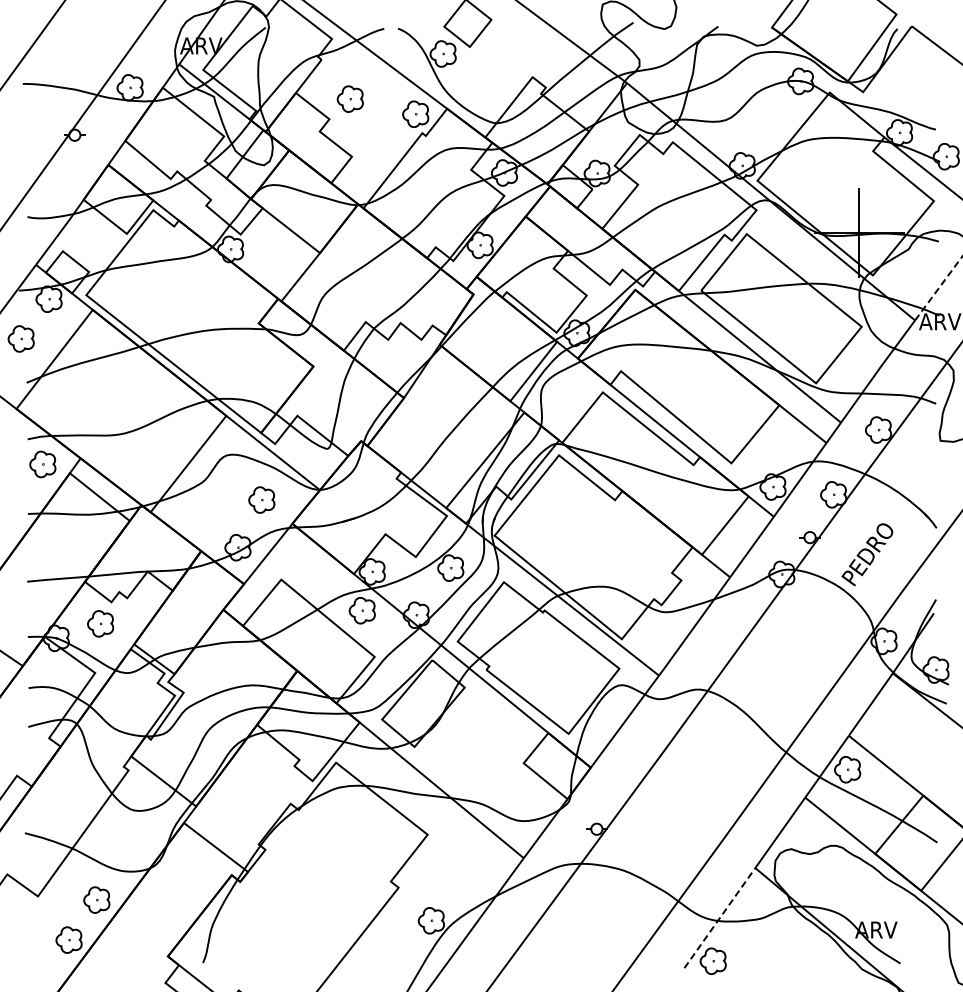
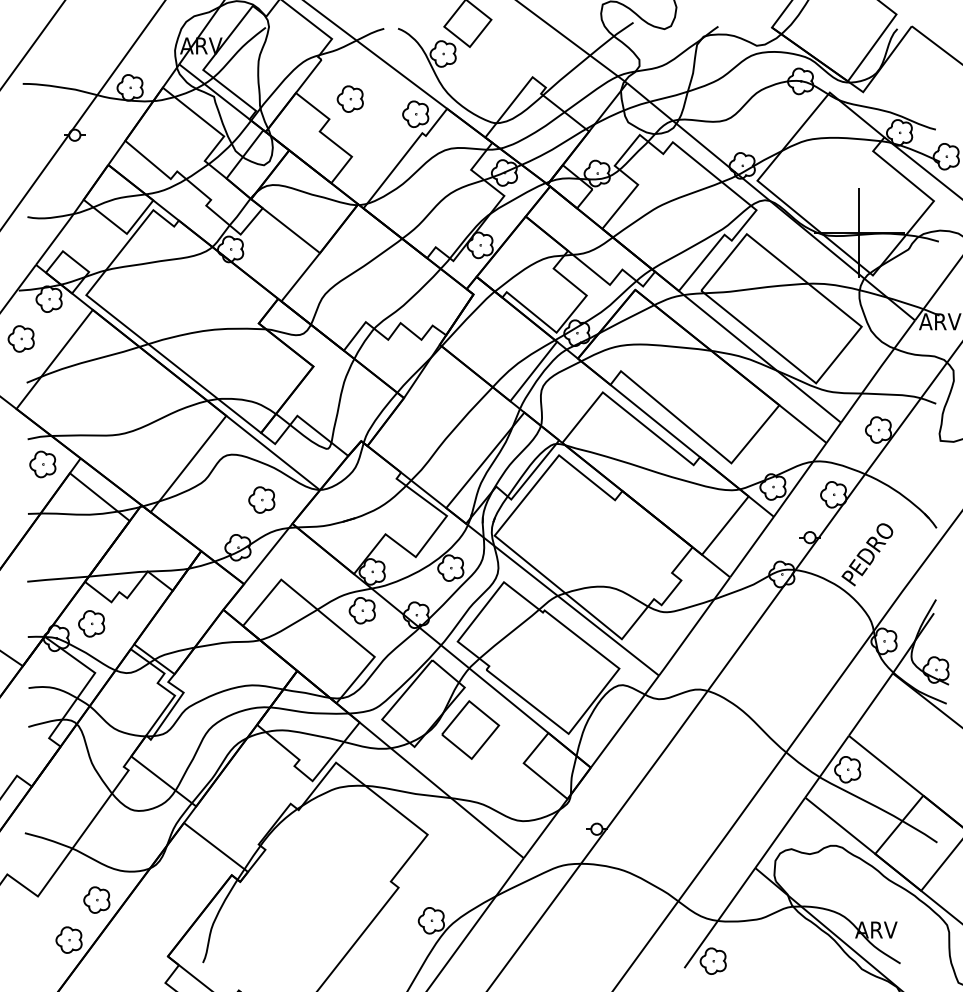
line: dashed -> solid (939, 287)
part position: (100, 623) -> (91, 623) (91, 623)
part: none -> present (470, 729)
line: dashed -> solid (720, 917)
